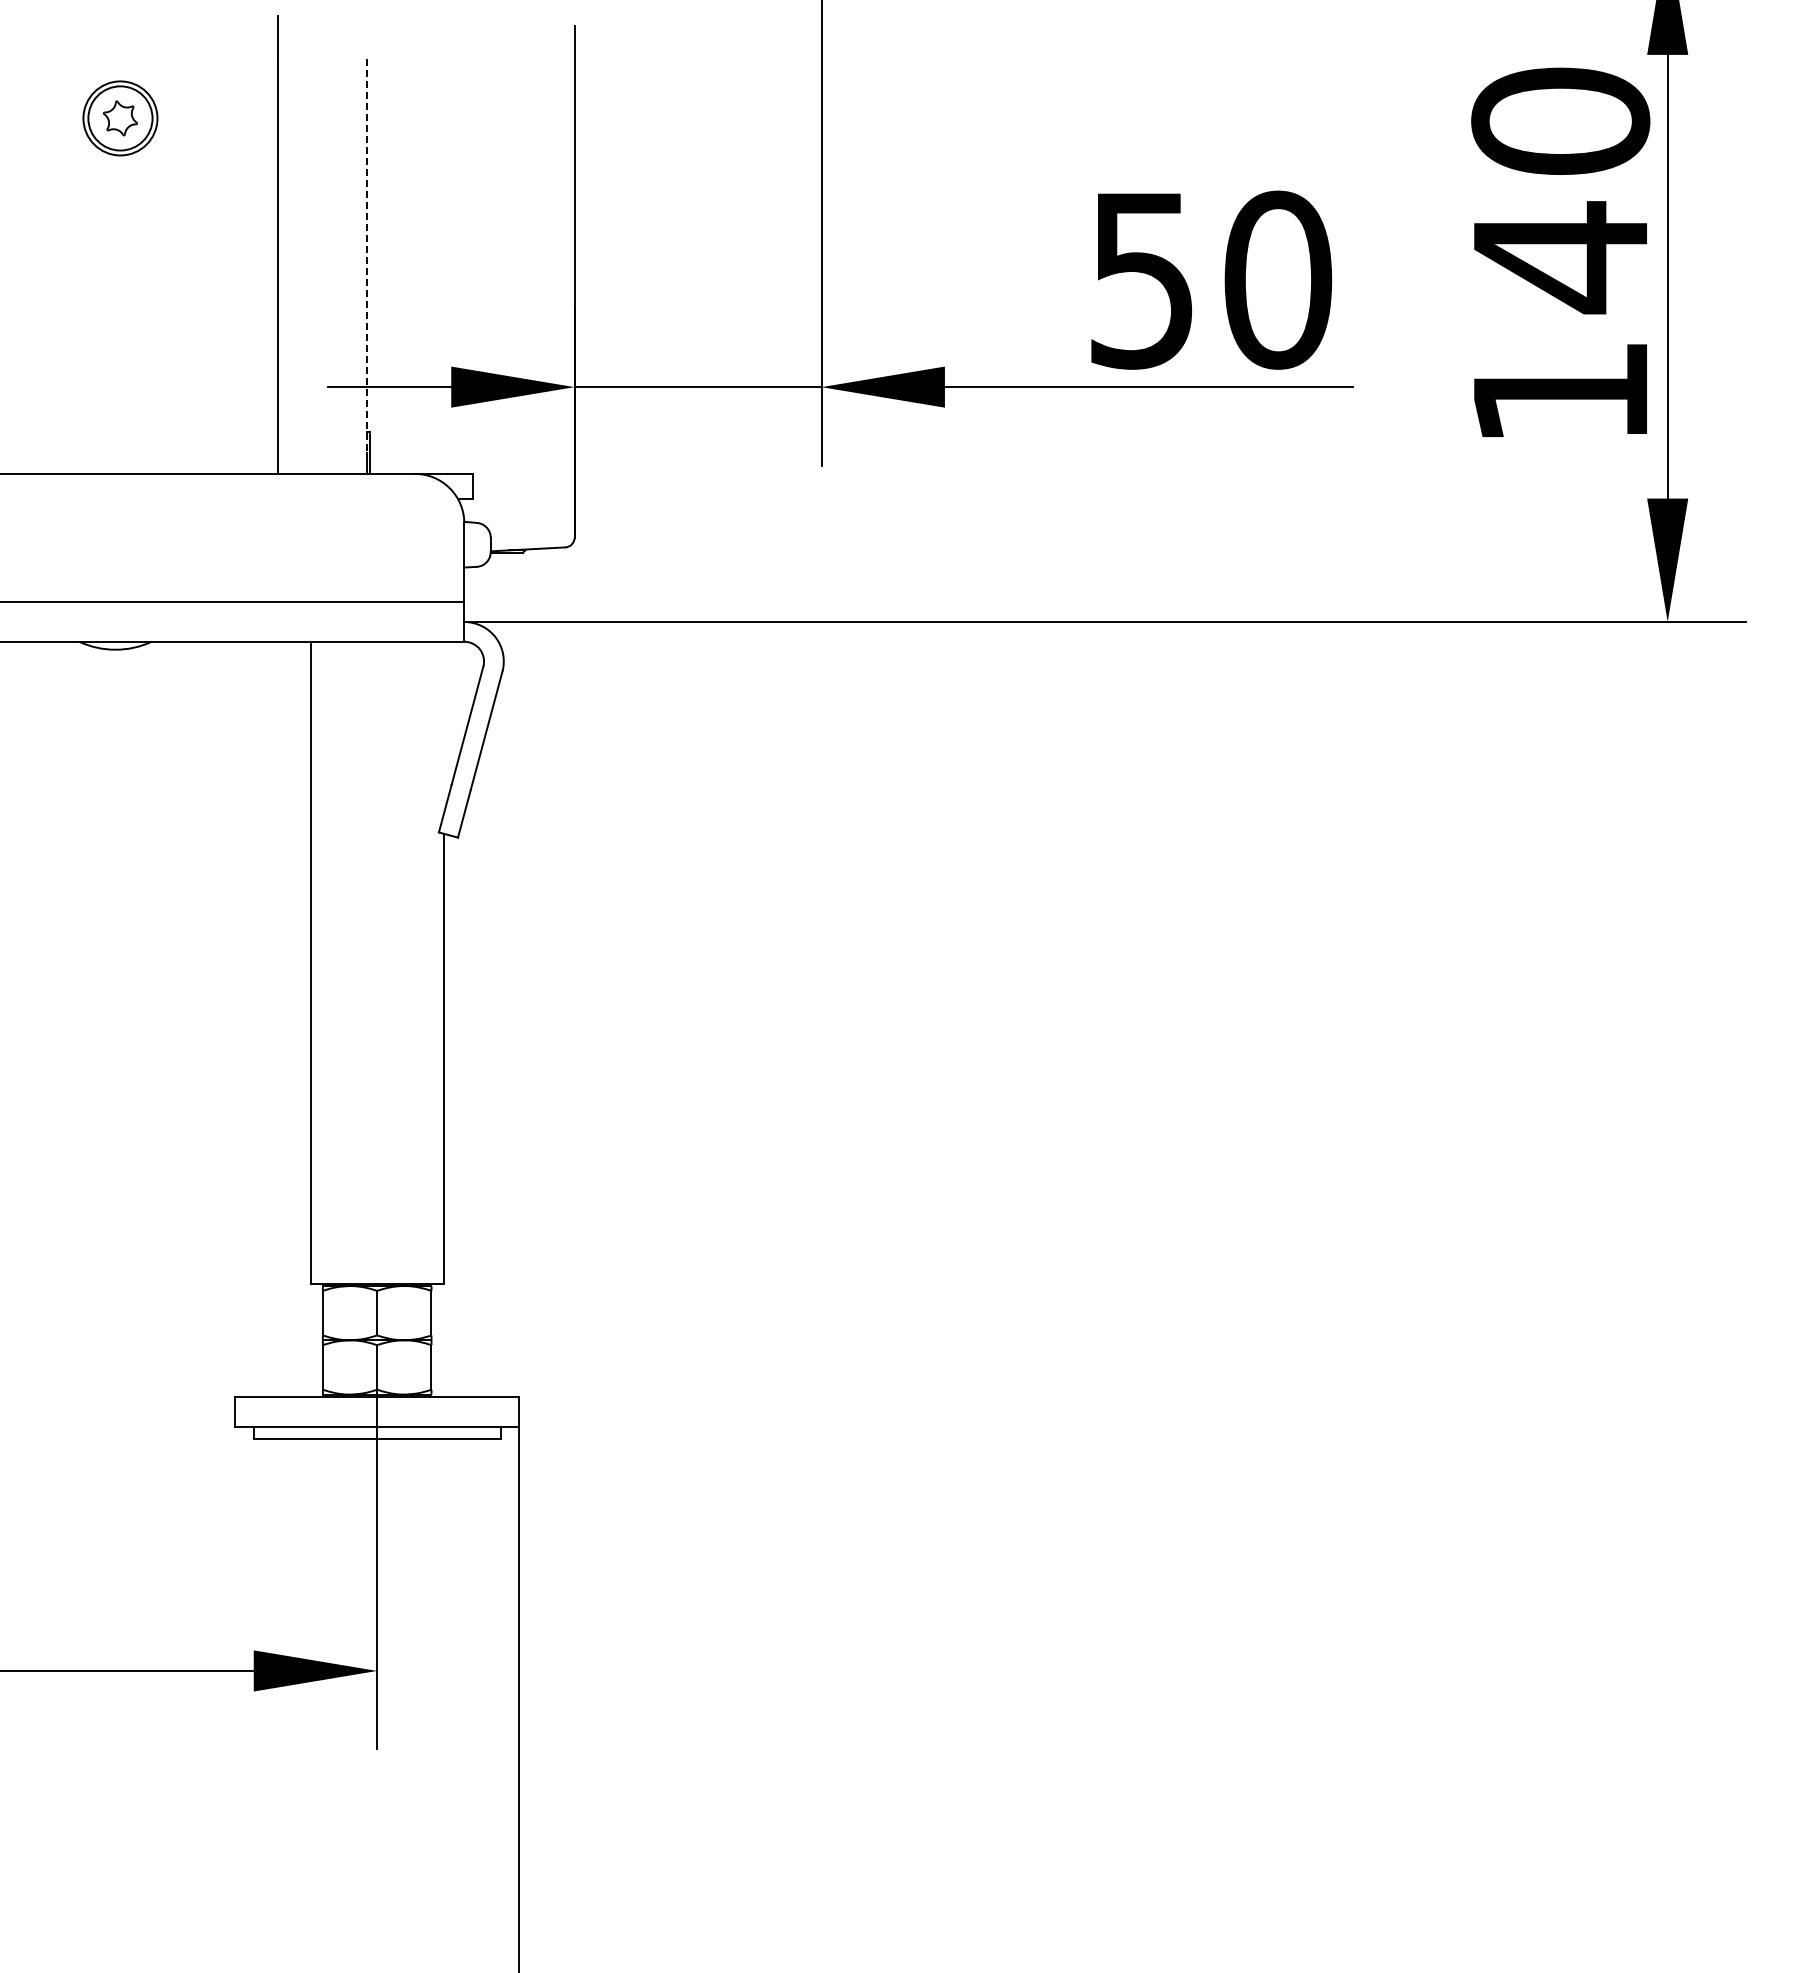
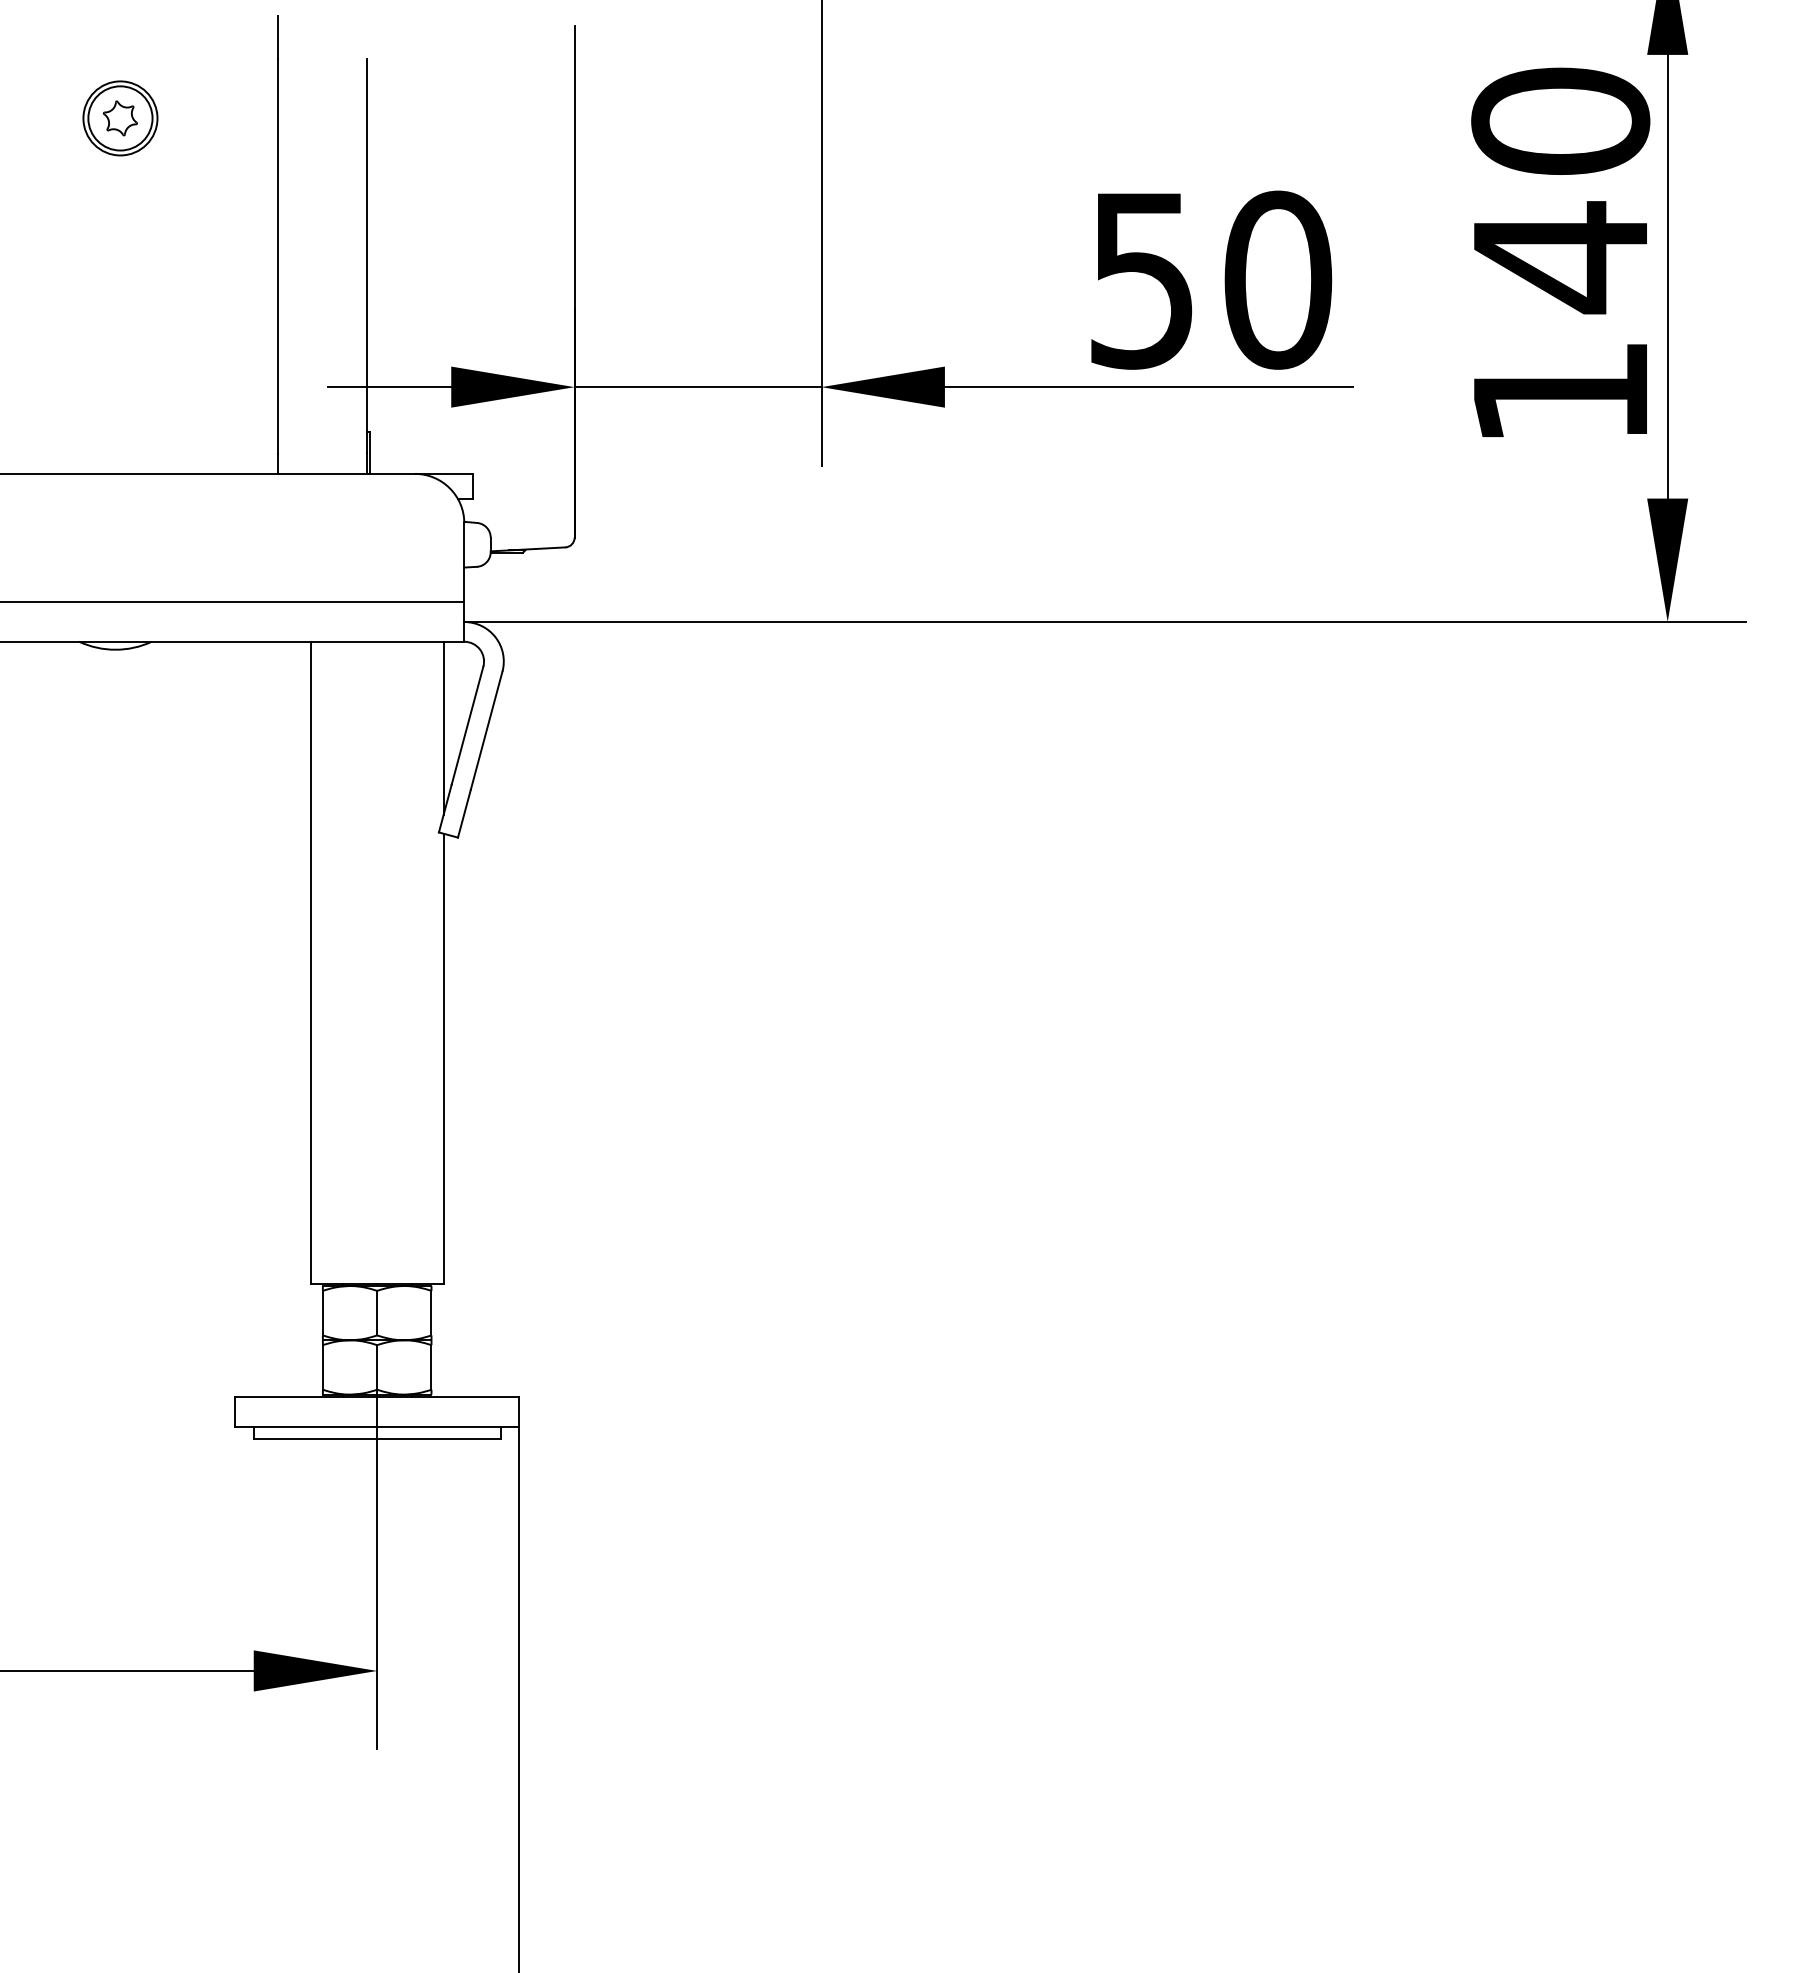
line: dashed -> solid (367, 256)
line: none -> present (443, 728)
